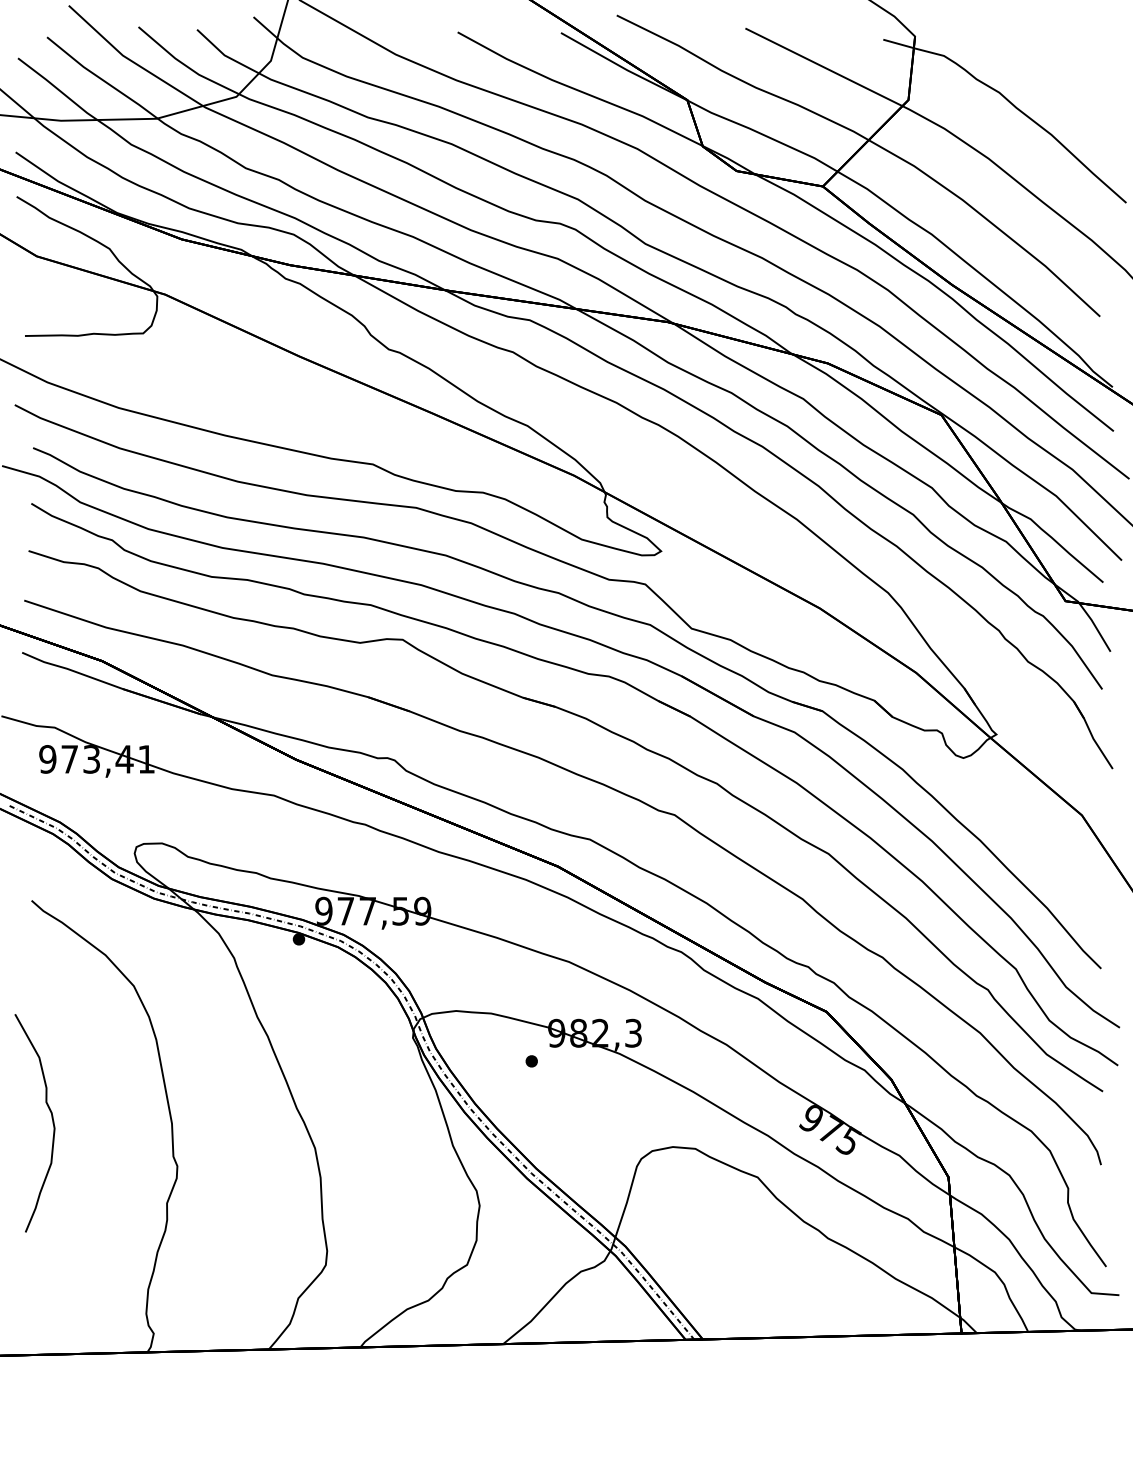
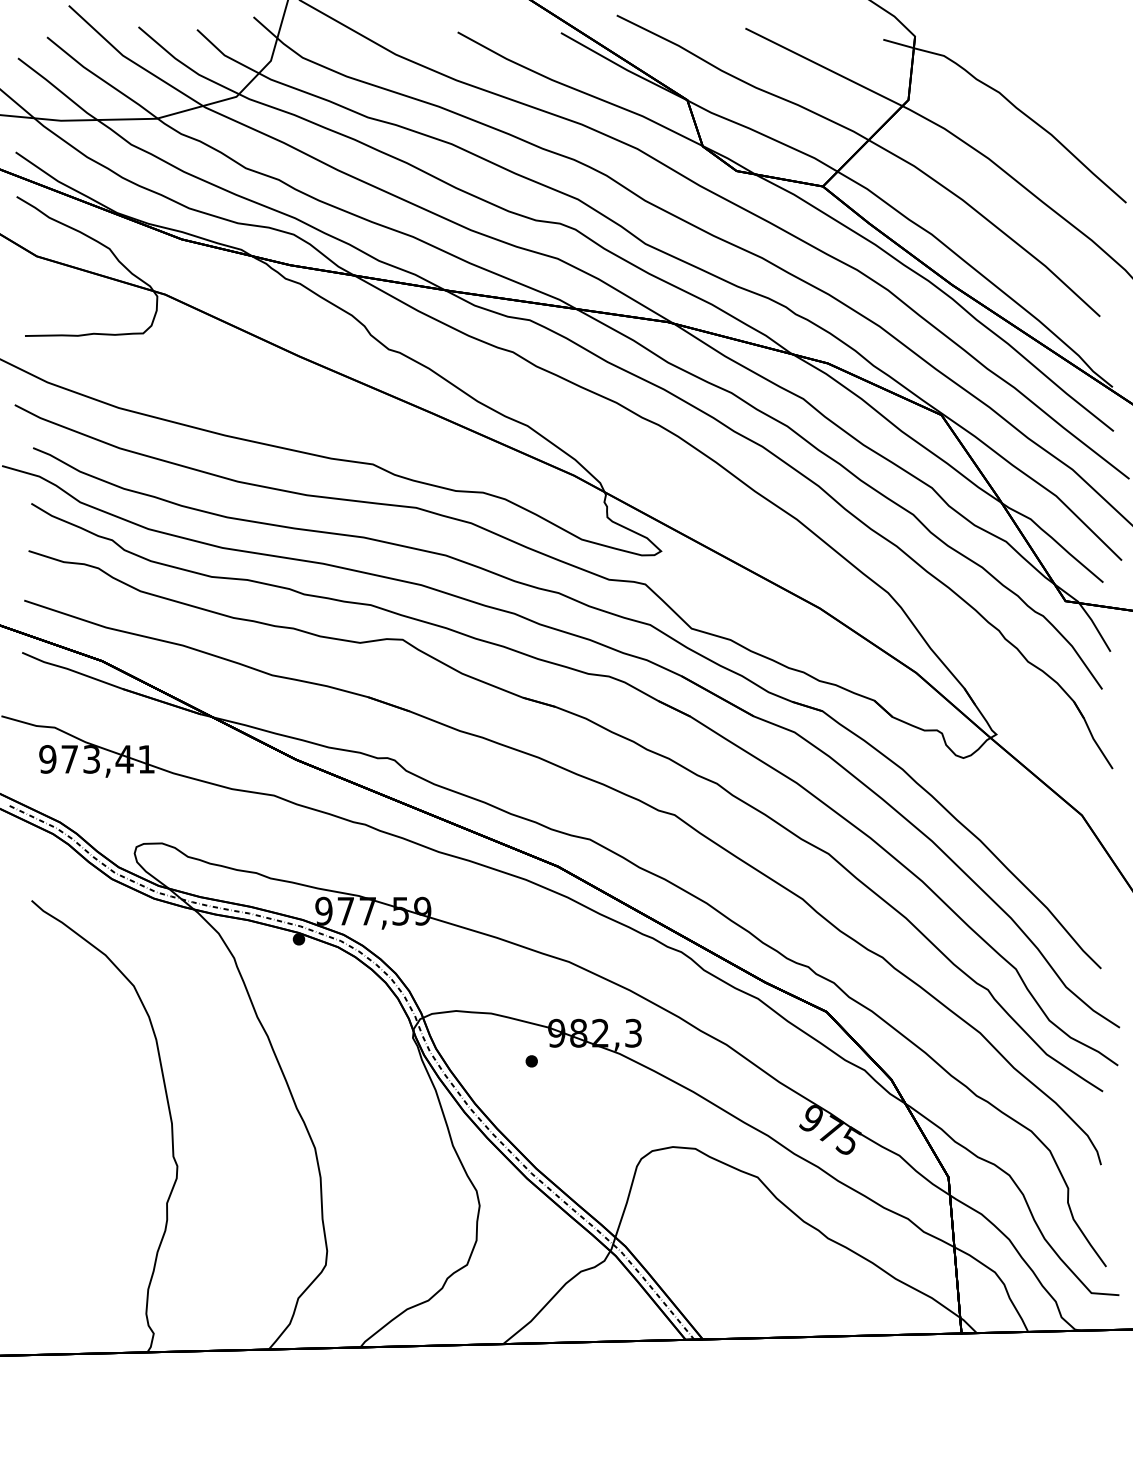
curve: present -> none (51, 1118)
